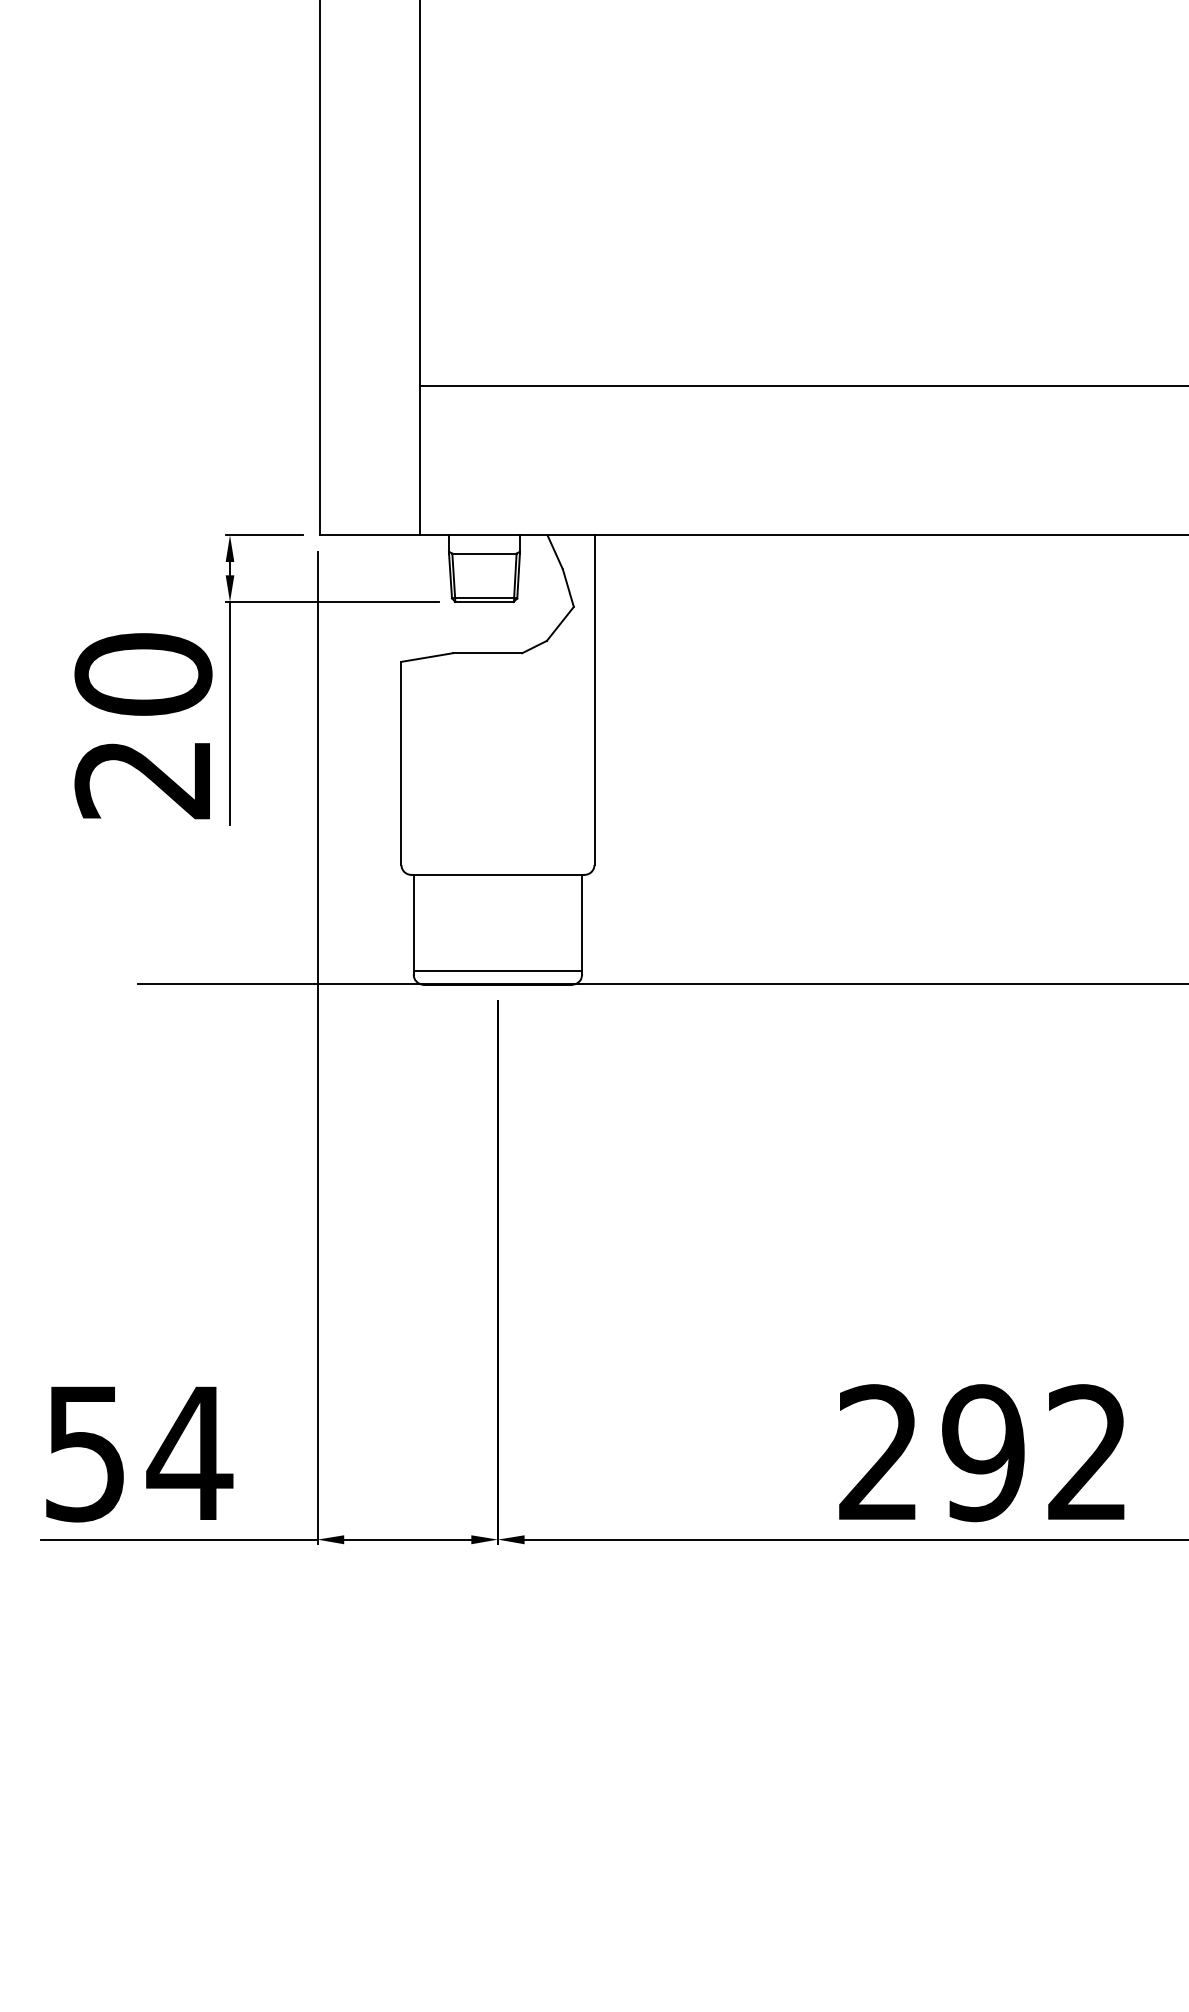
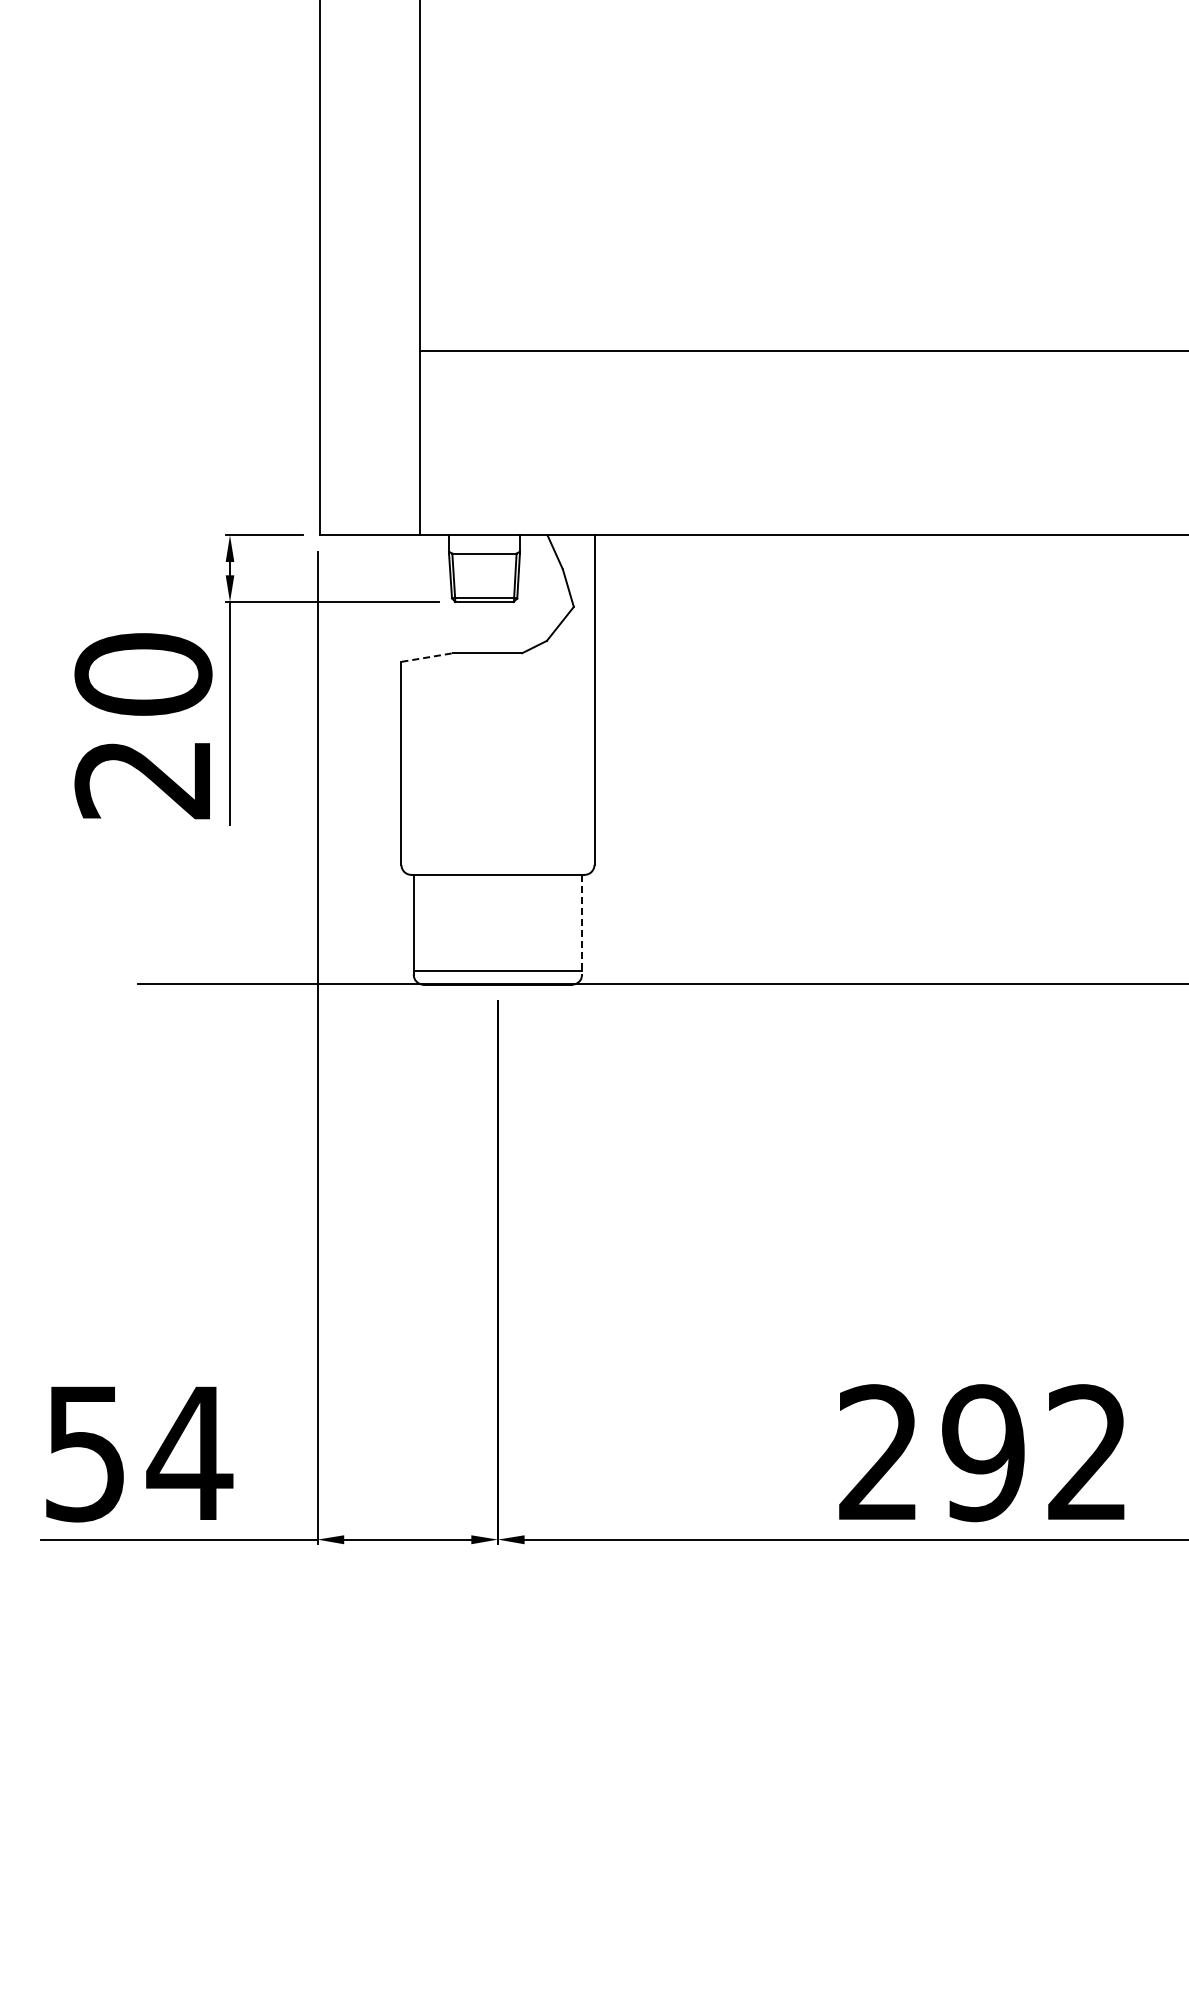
line position: (802, 385) -> (802, 350) (802, 350)
line: solid -> dashed (427, 657)
line: solid -> dashed (582, 924)
